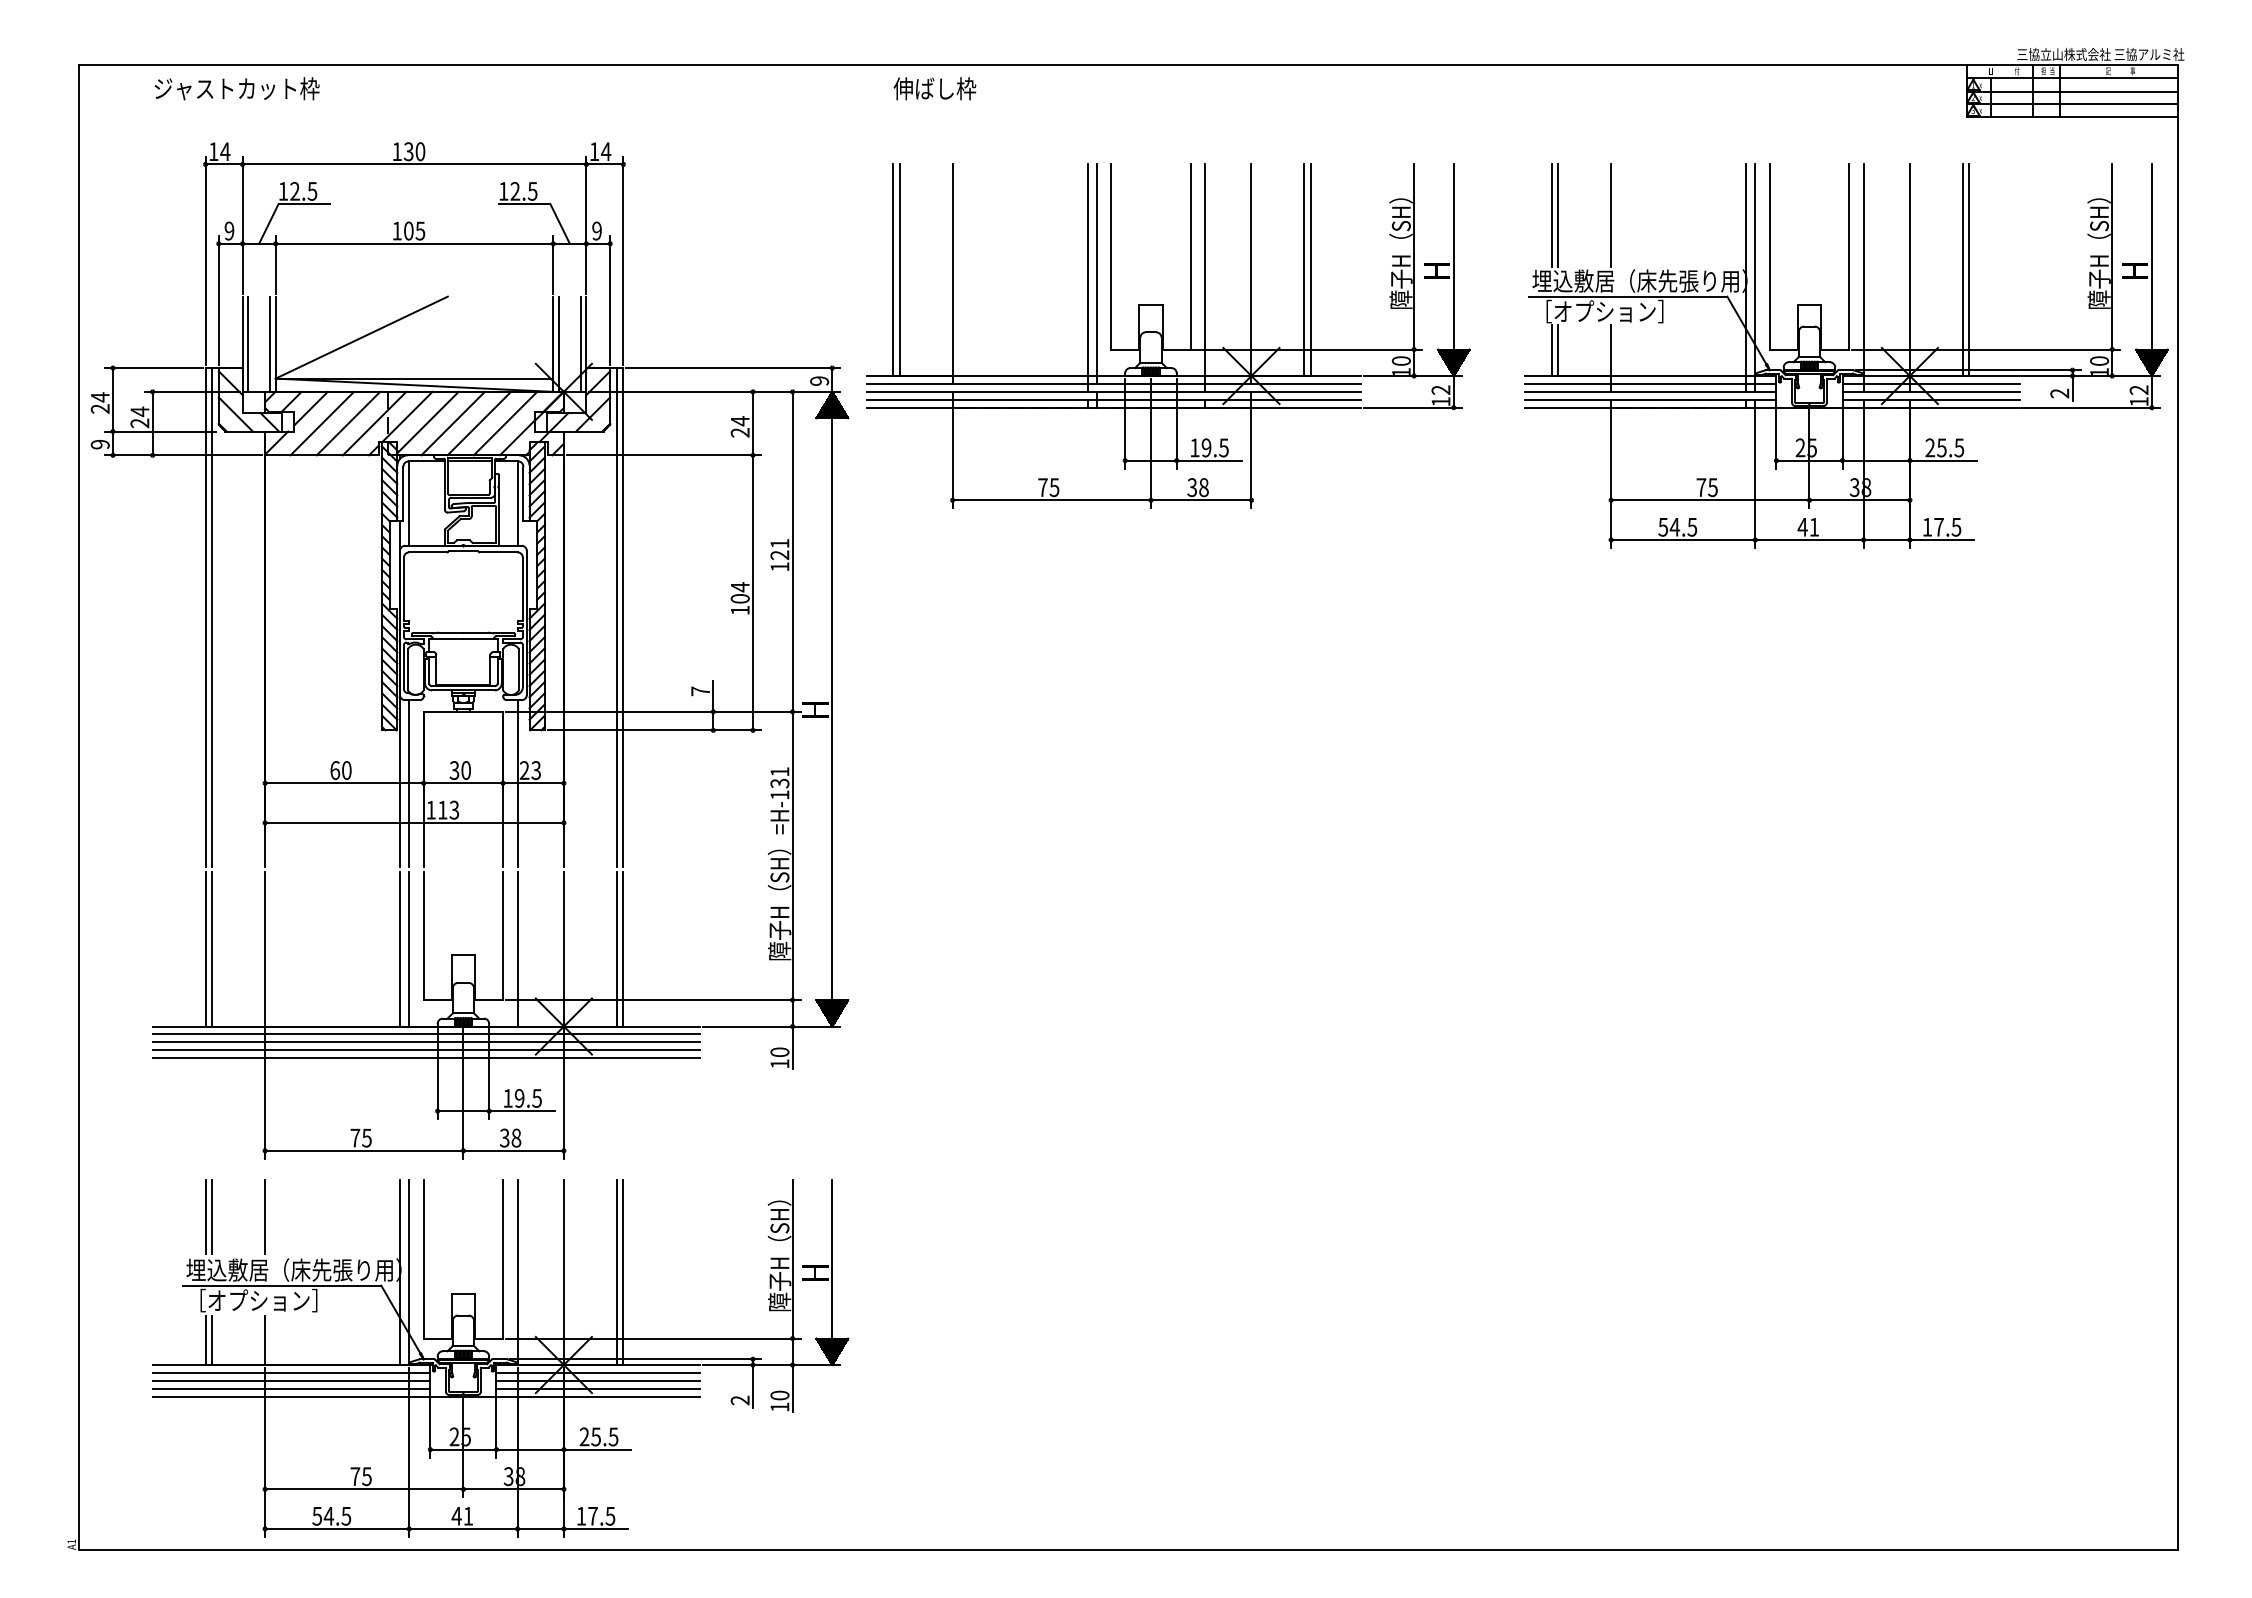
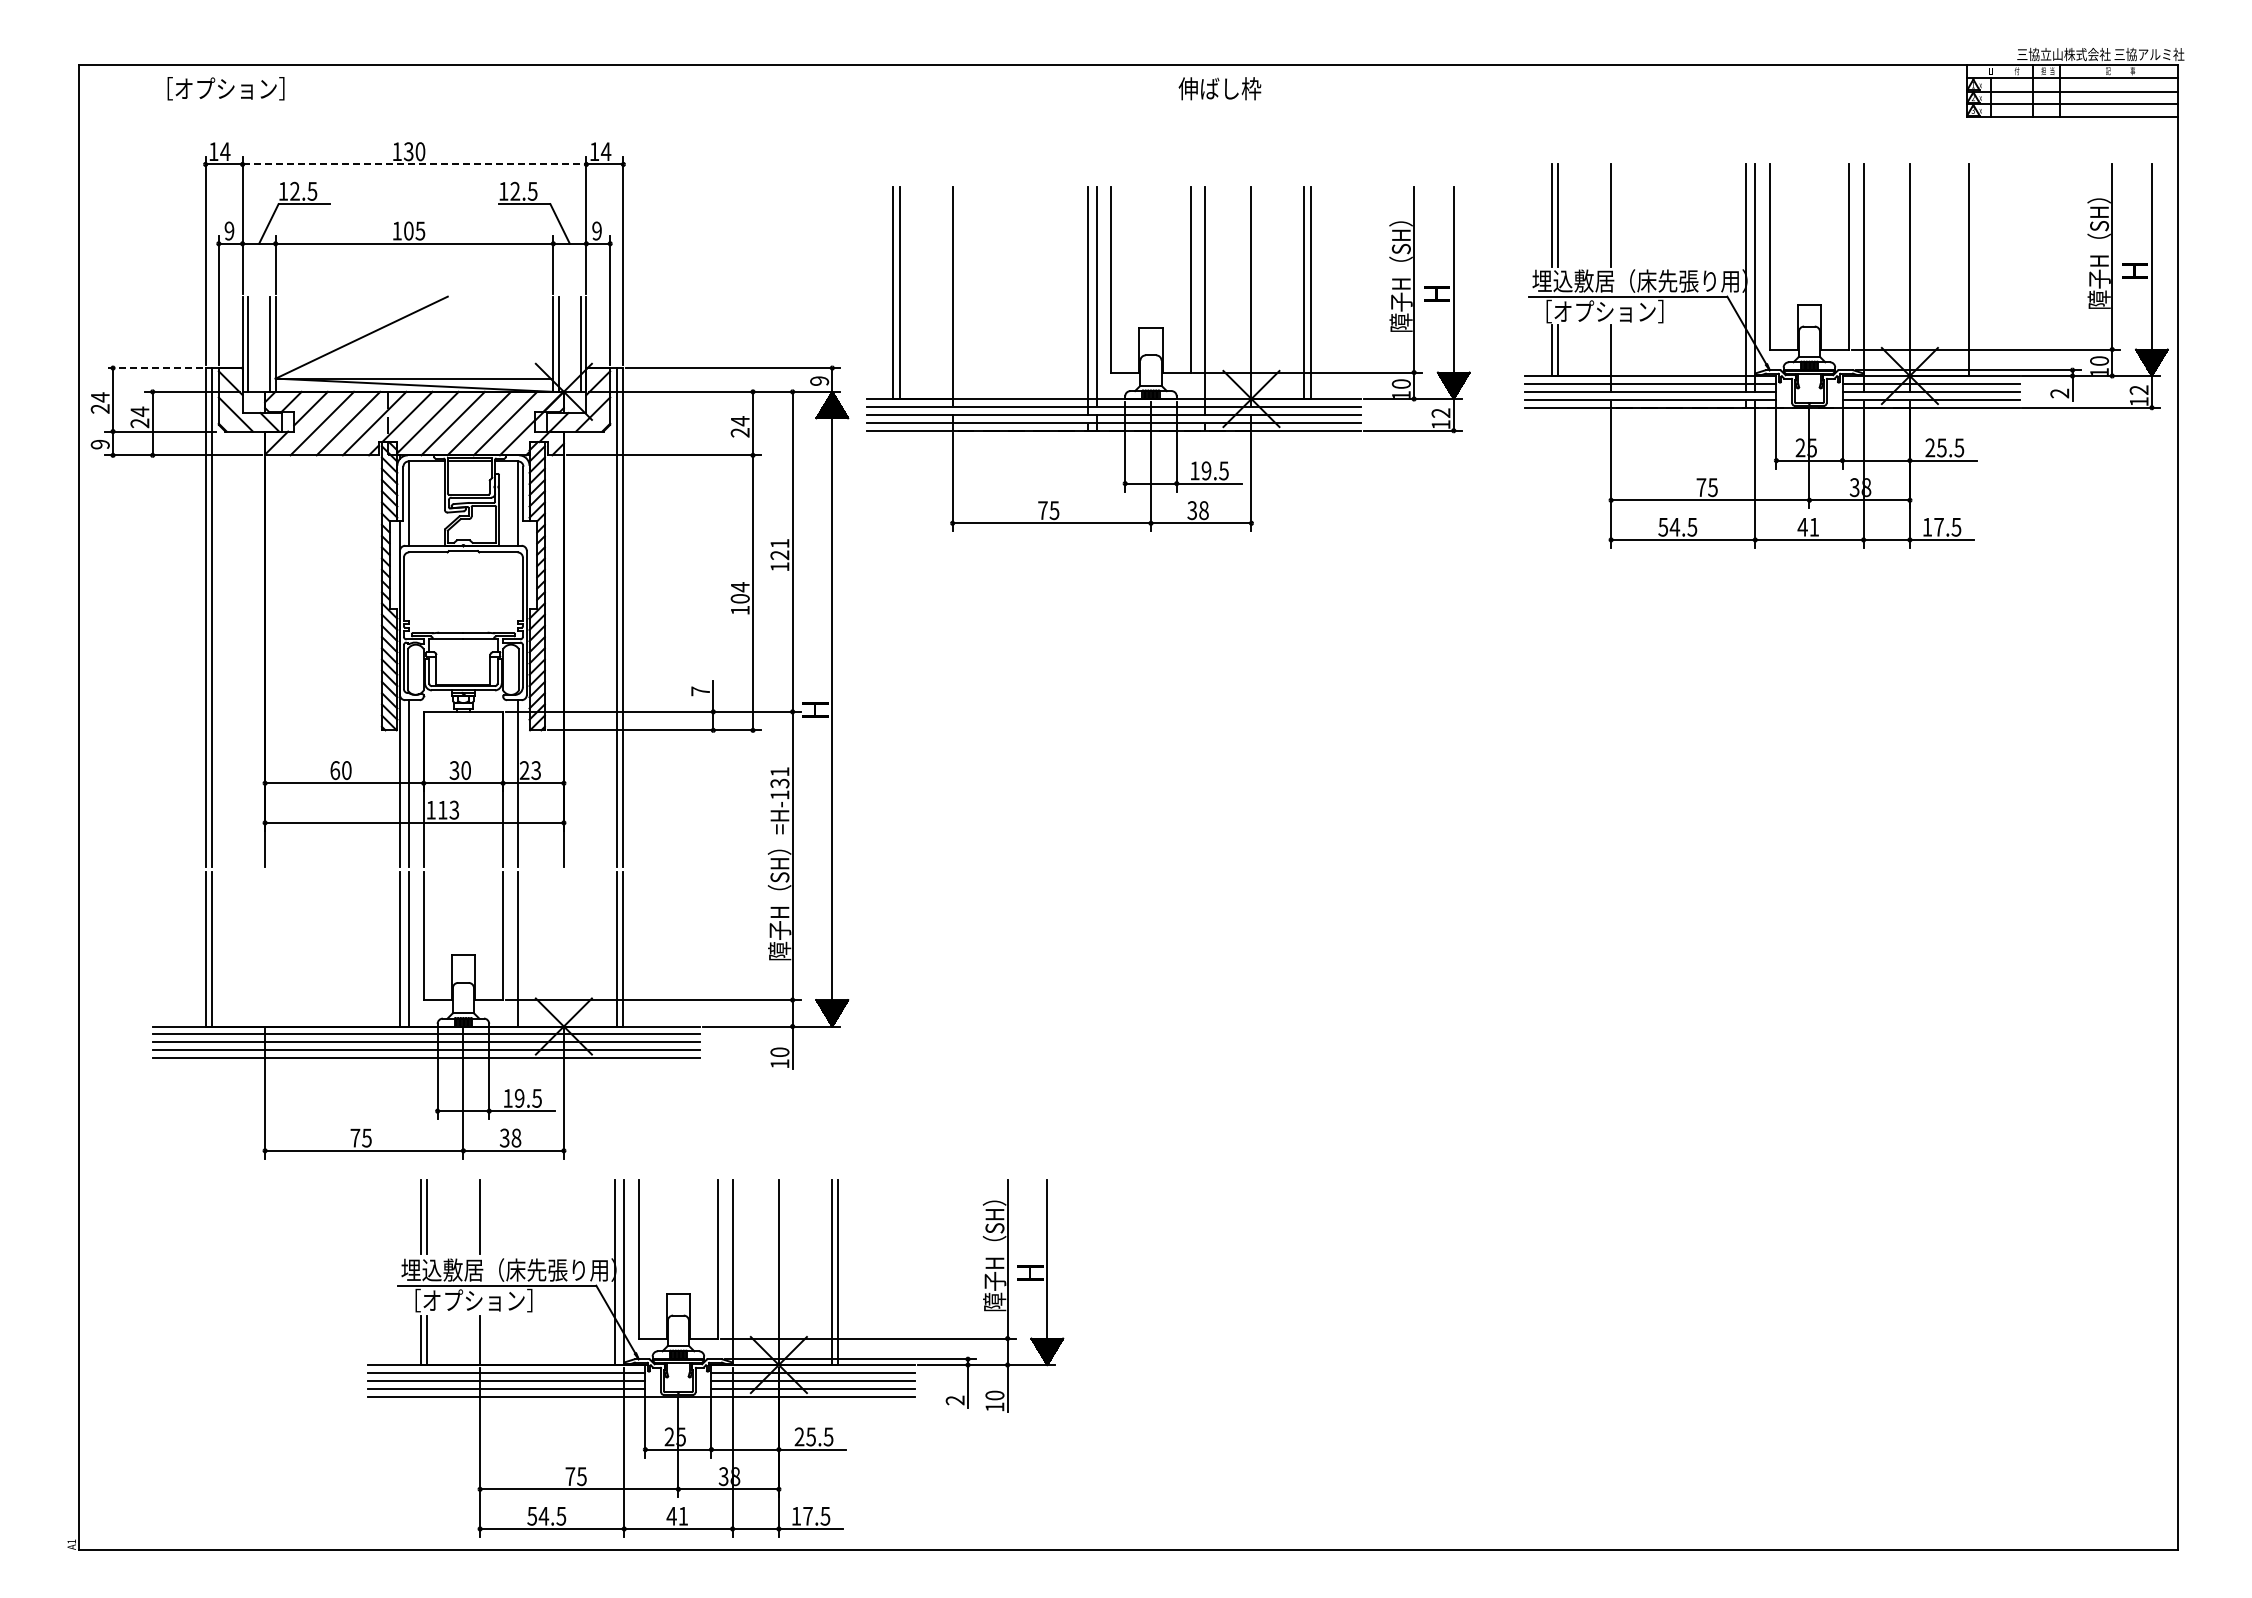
text: ジャストカット枠 -> ［オプション］ (236, 88)
text position: (934, 88) -> (1219, 88) (1219, 88)
line: solid -> dashed (414, 164)
line: present -> none (1962, 270)
part position: (1168, 335) -> (1168, 358) (1168, 358)
line: solid -> dashed (154, 368)
line: present -> none (265, 948)
line: present -> none (563, 948)
part position: (500, 1358) -> (715, 1358) (715, 1358)
